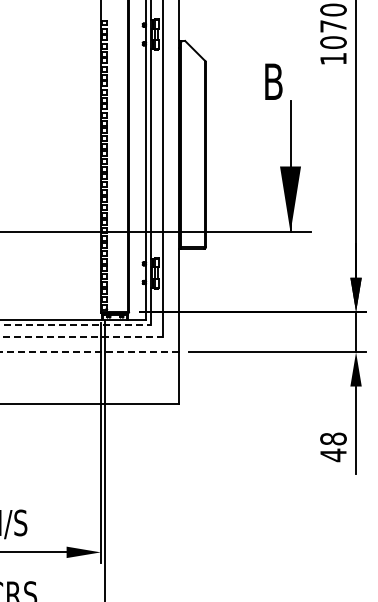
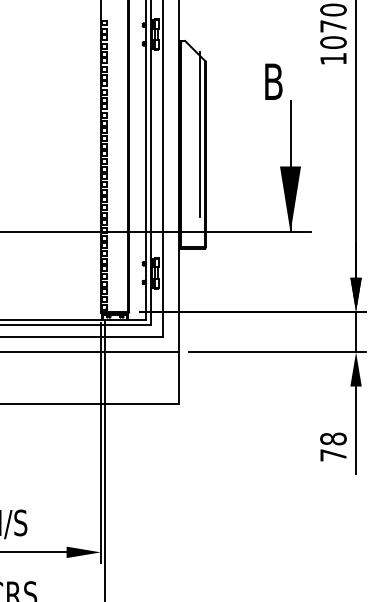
line: none -> present (199, 134)
line: dashed -> solid (76, 324)
line: dashed -> solid (82, 336)
line: dashed -> solid (88, 352)
text: 48 -> 78 (333, 455)
